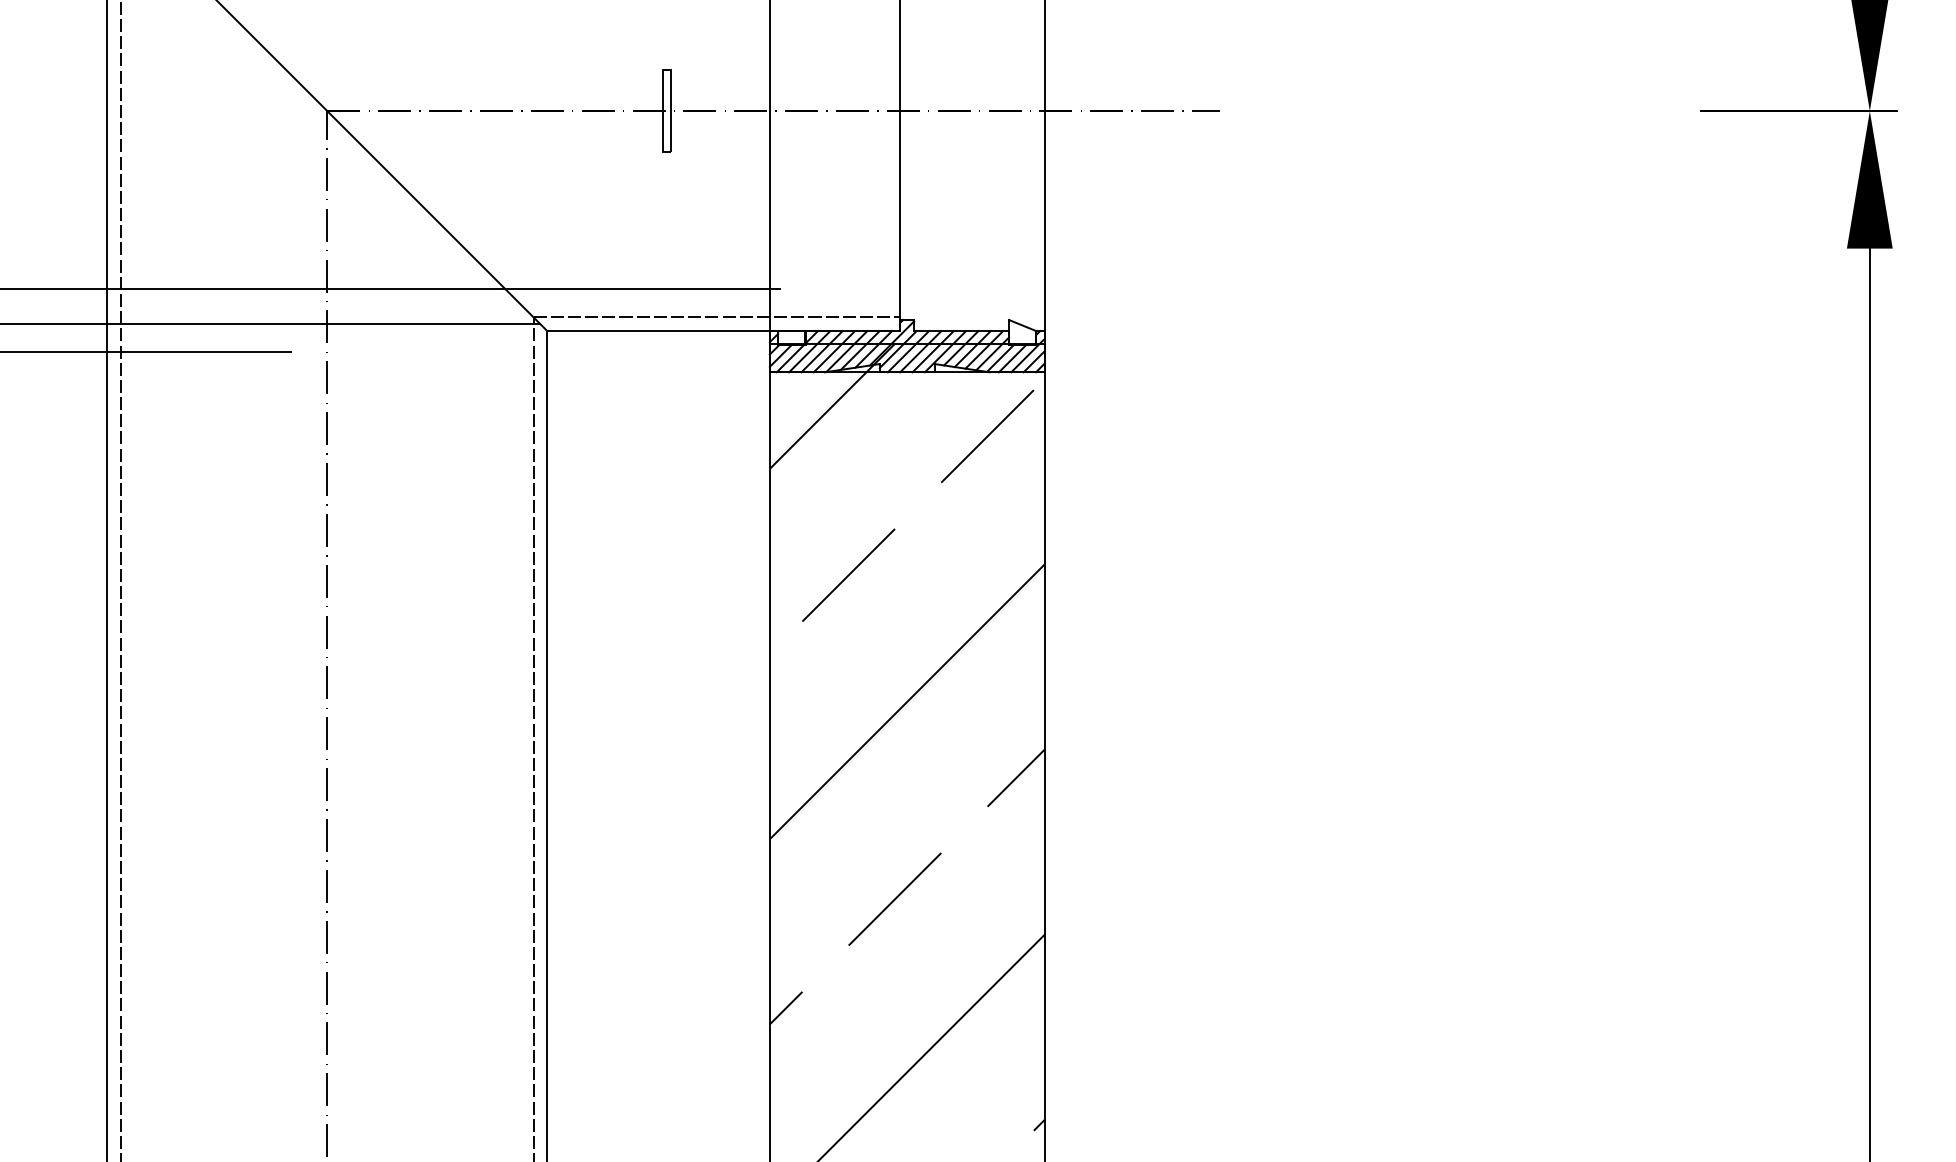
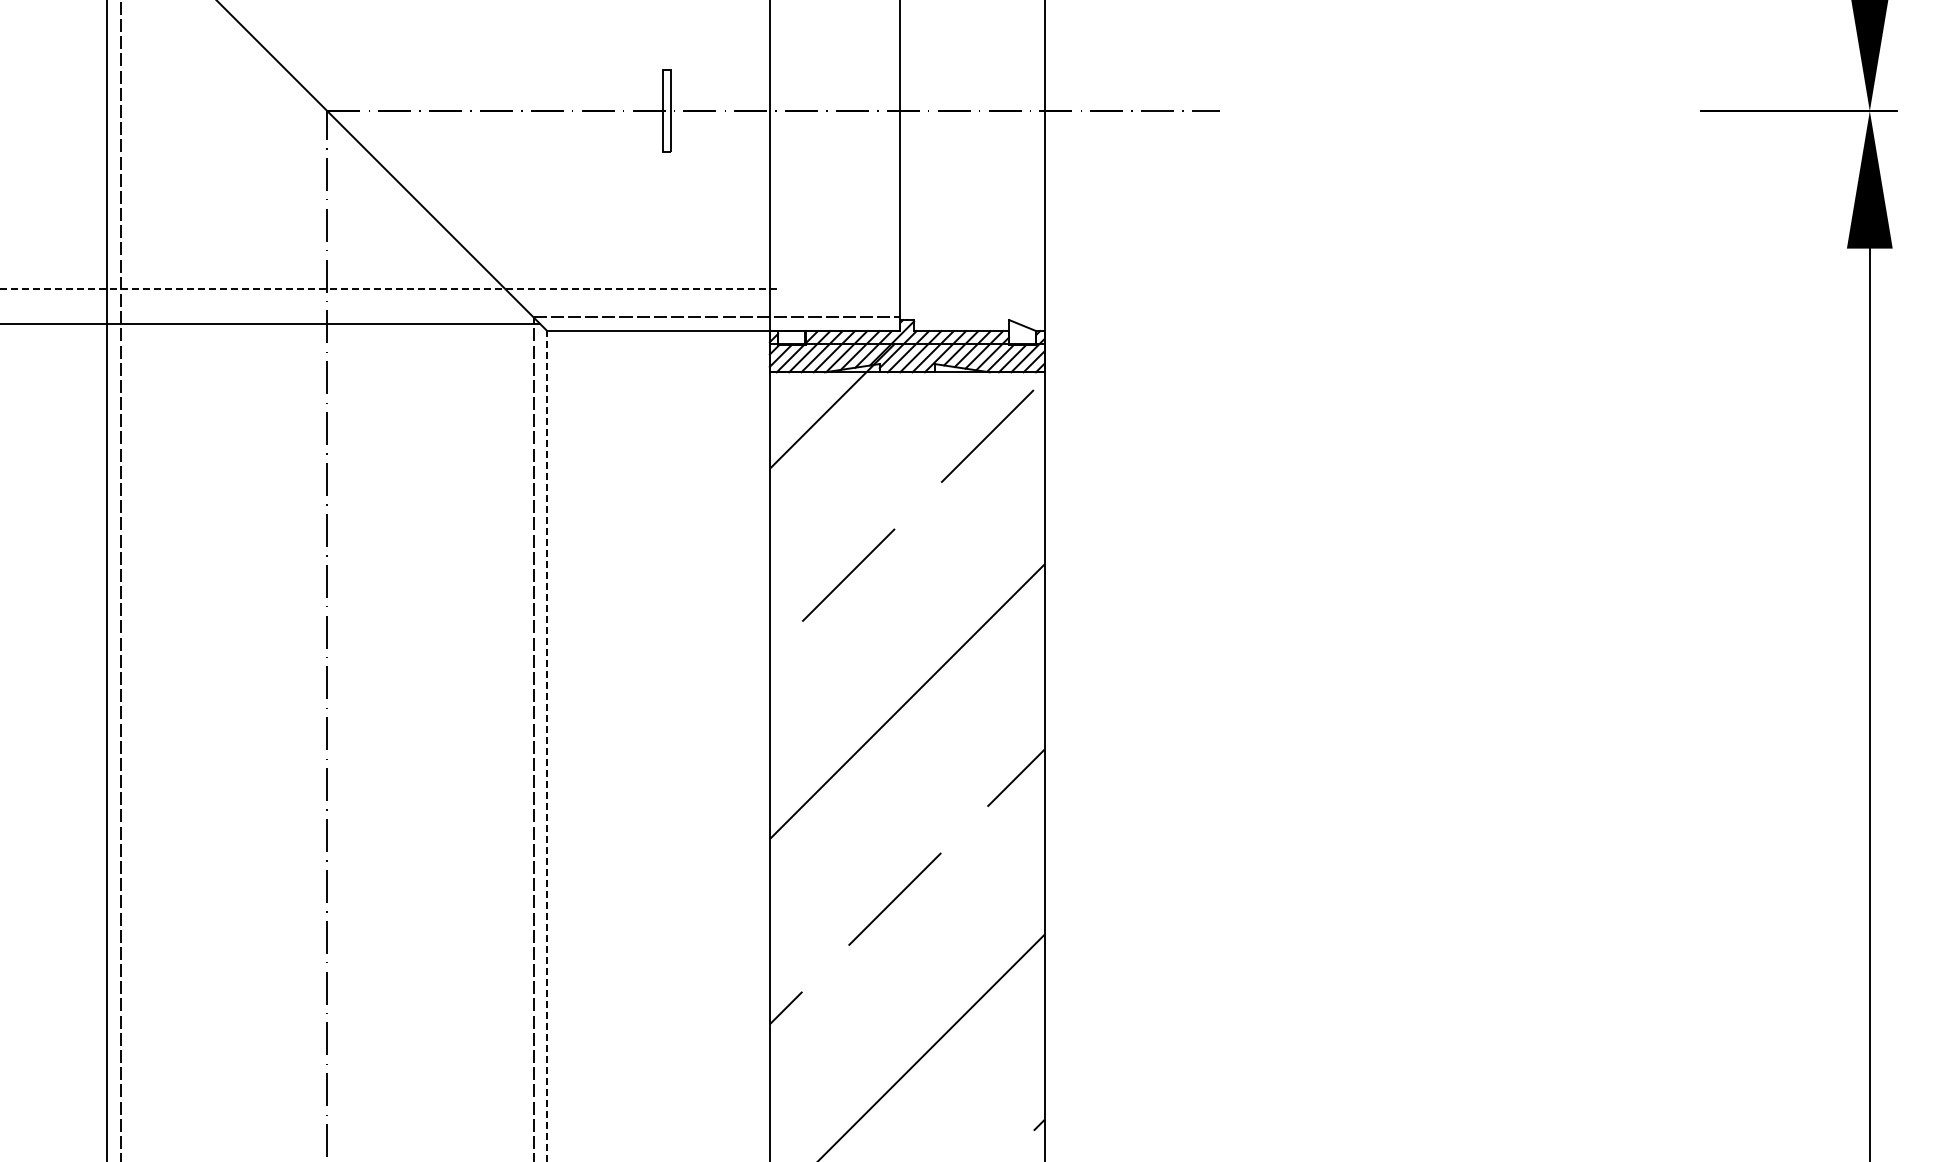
line: solid -> dashed (390, 289)
line: present -> none (146, 351)
line: solid -> dashed (547, 745)
